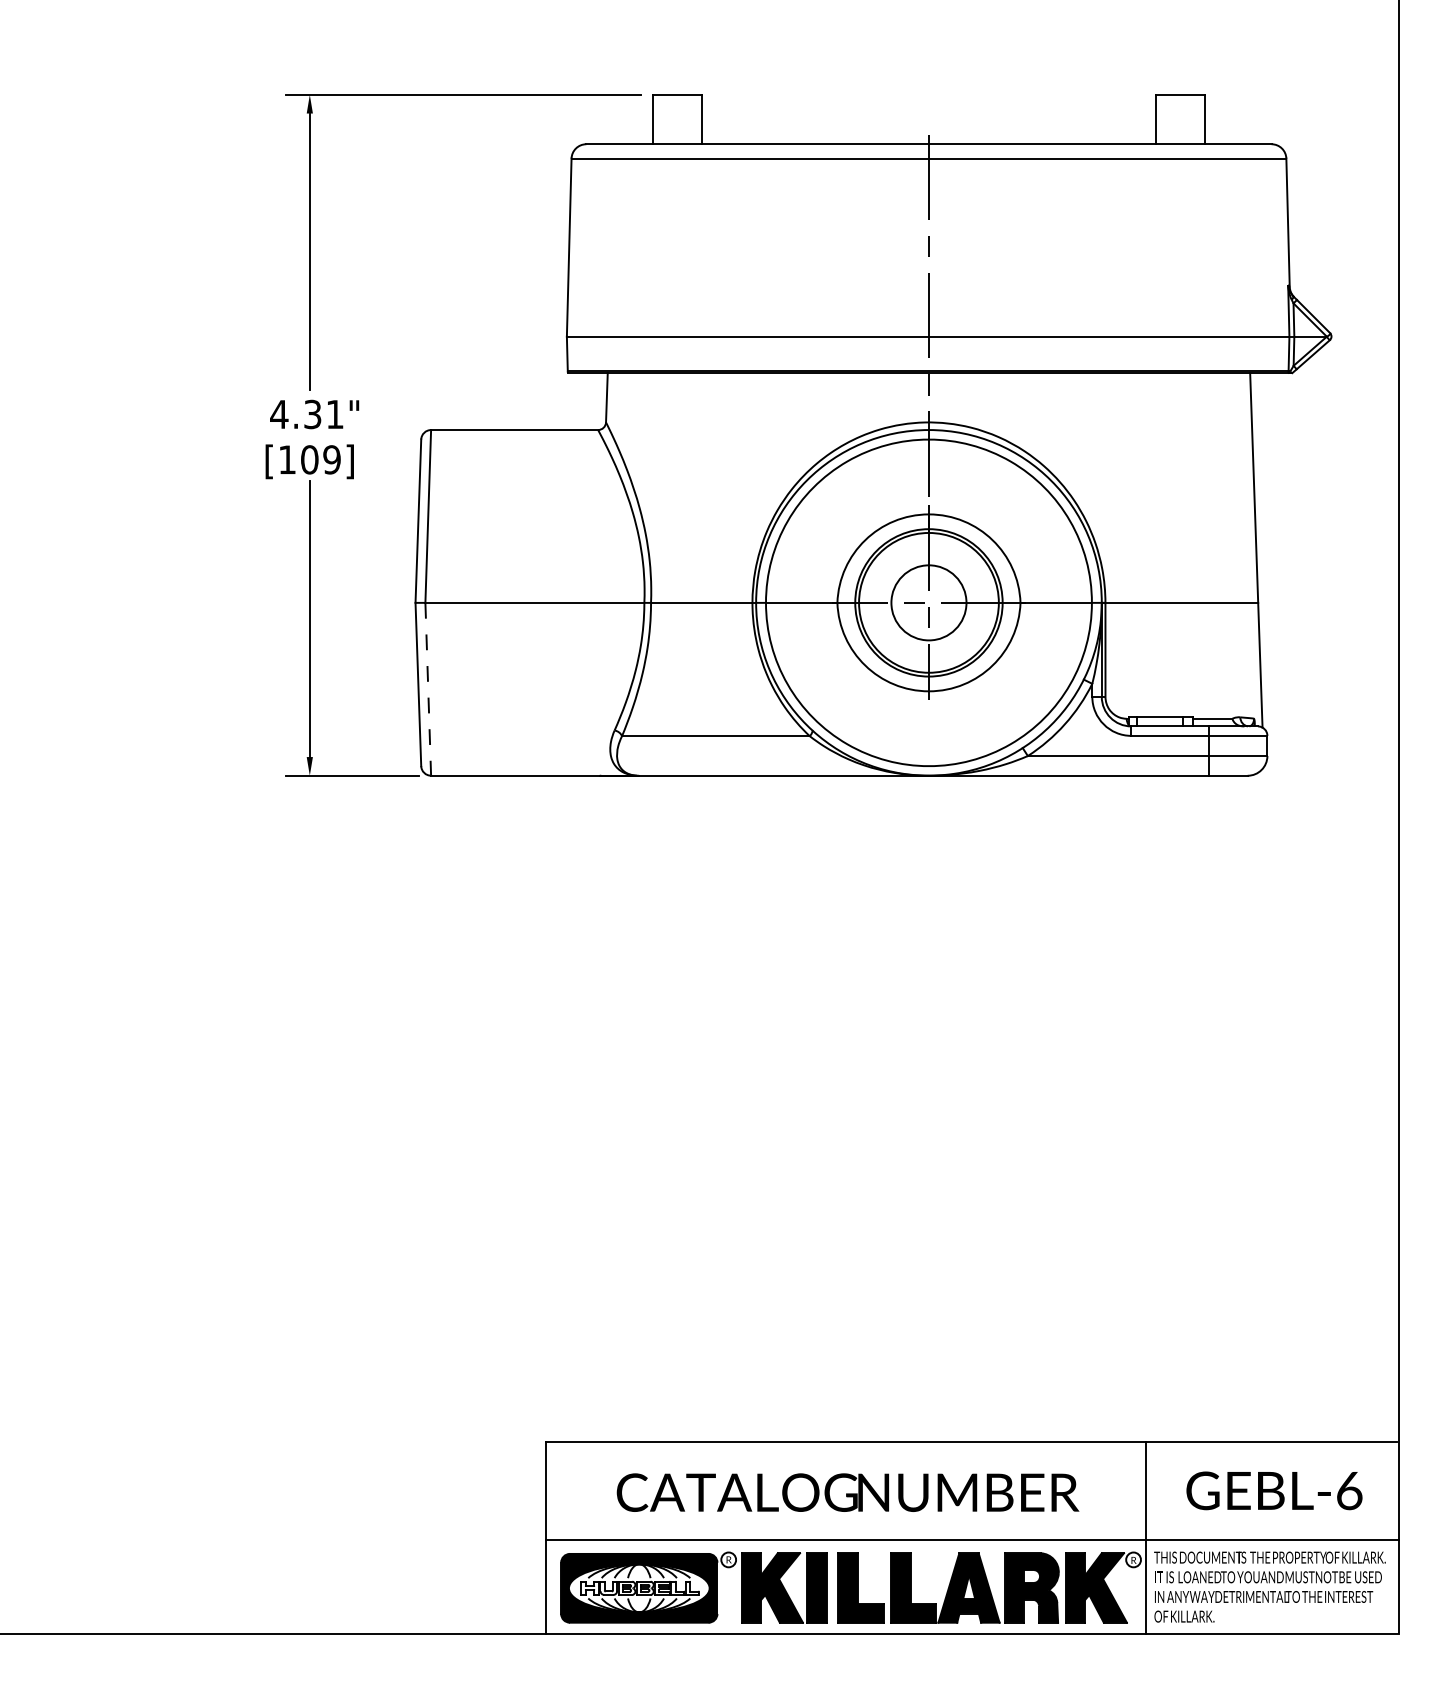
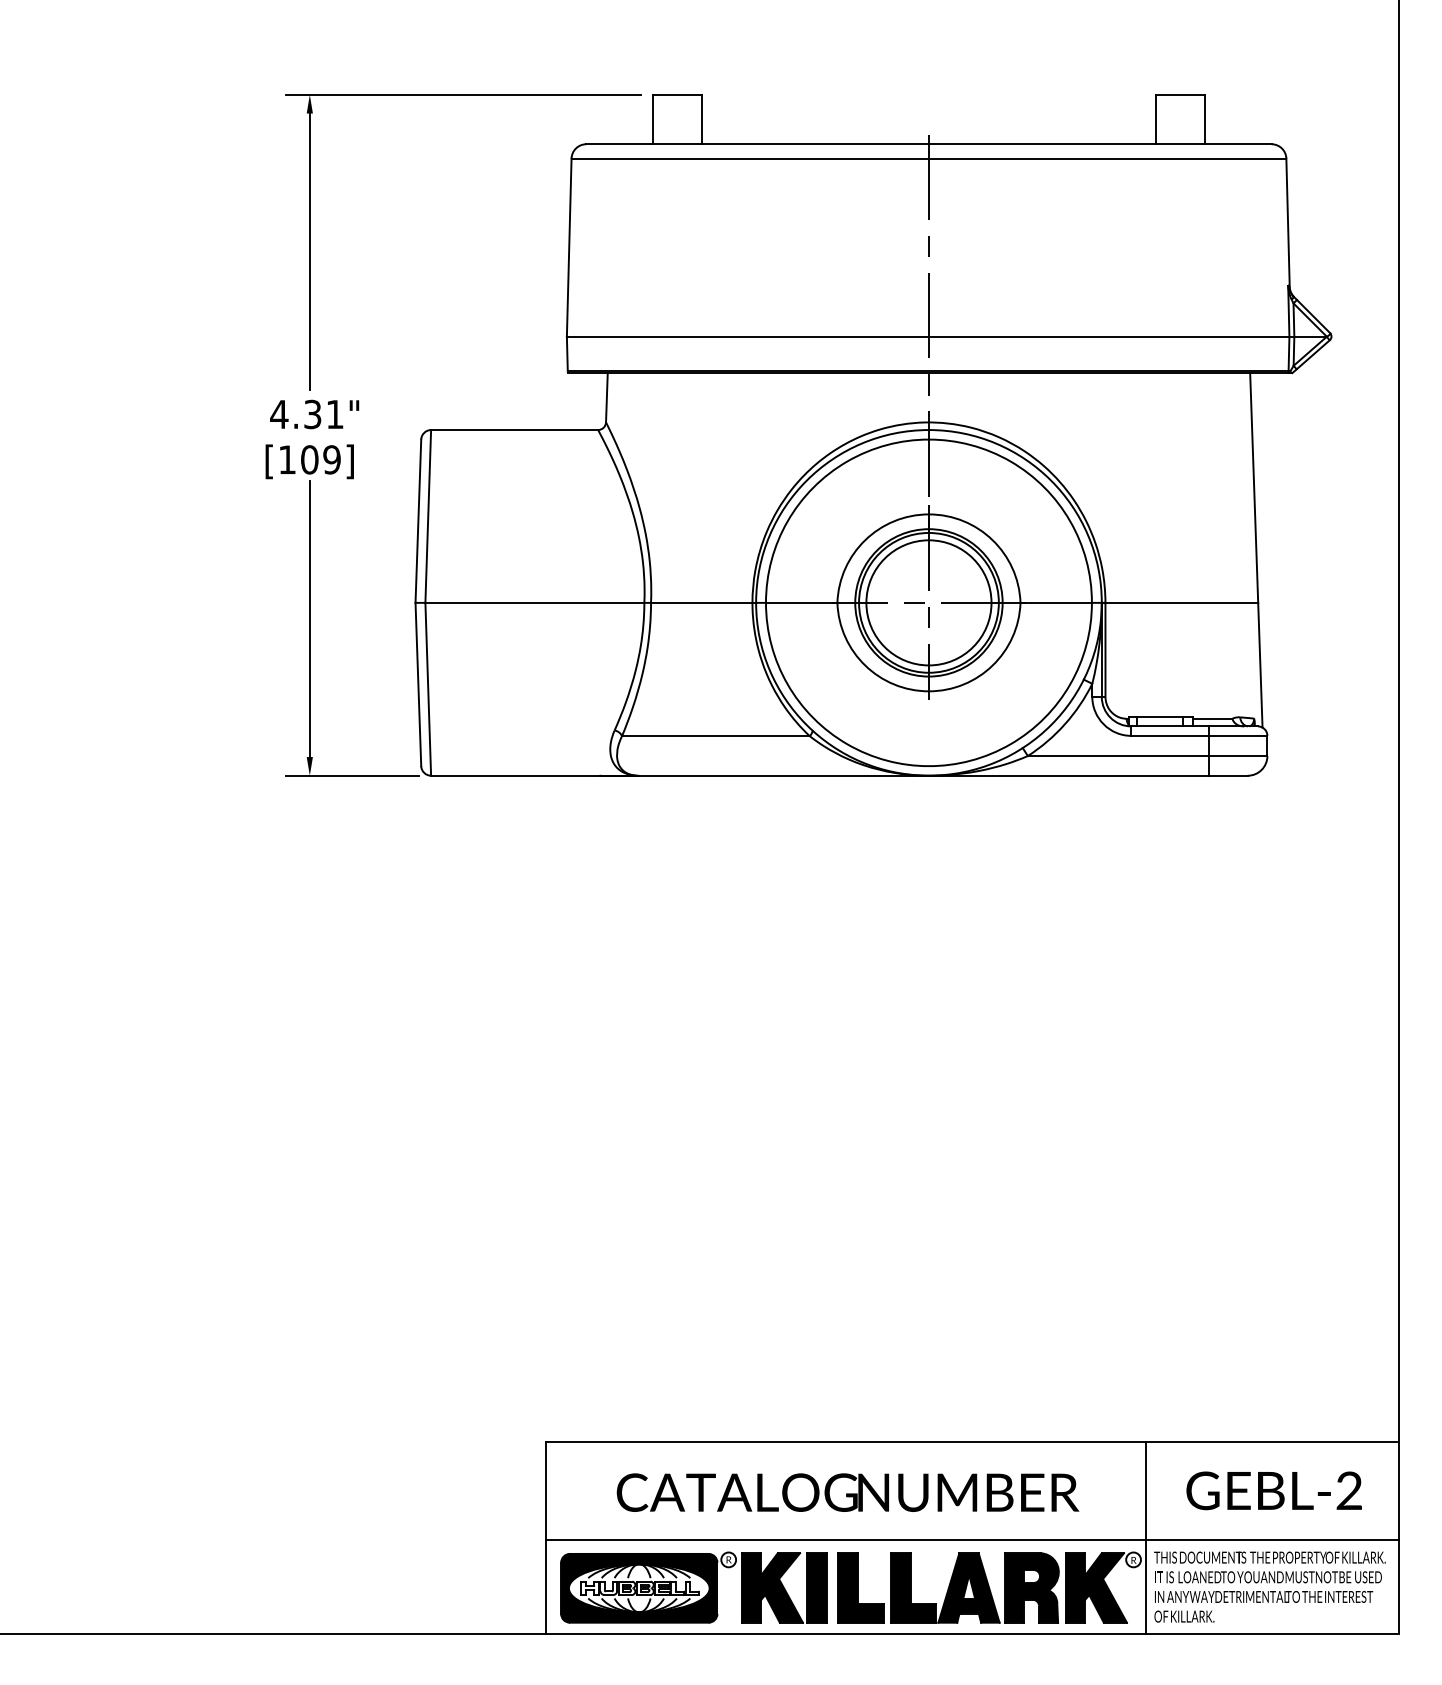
circle diameter: 75 px -> 125 px (928, 602)
line: dashed -> solid (428, 689)
text: GEBL-6 -> GEBL-2 (1349, 1490)
